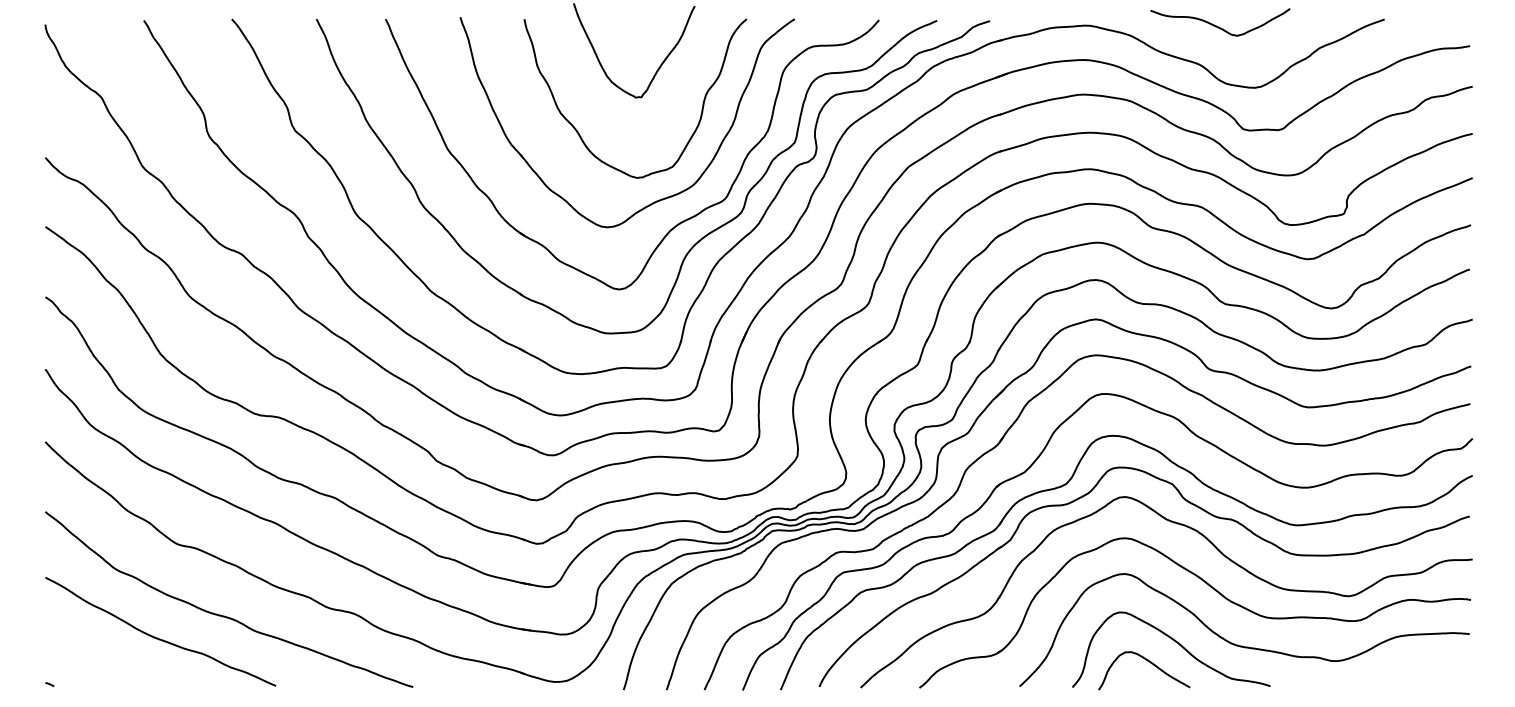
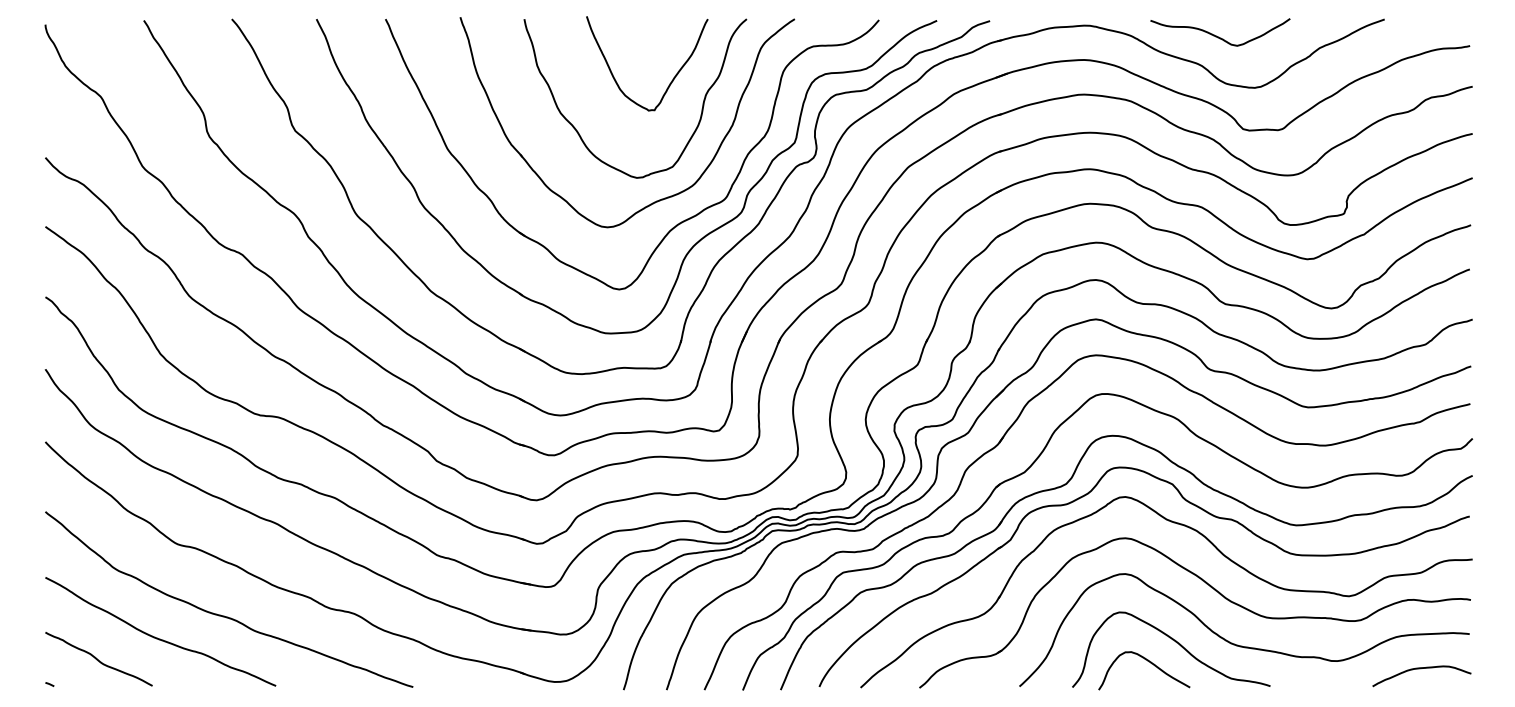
curve position: (1218, 26) -> (1218, 36) (1218, 36)
curve position: (658, 67) -> (671, 80) (671, 80)
curve: none -> present (98, 659)
curve: none -> present (1421, 669)
